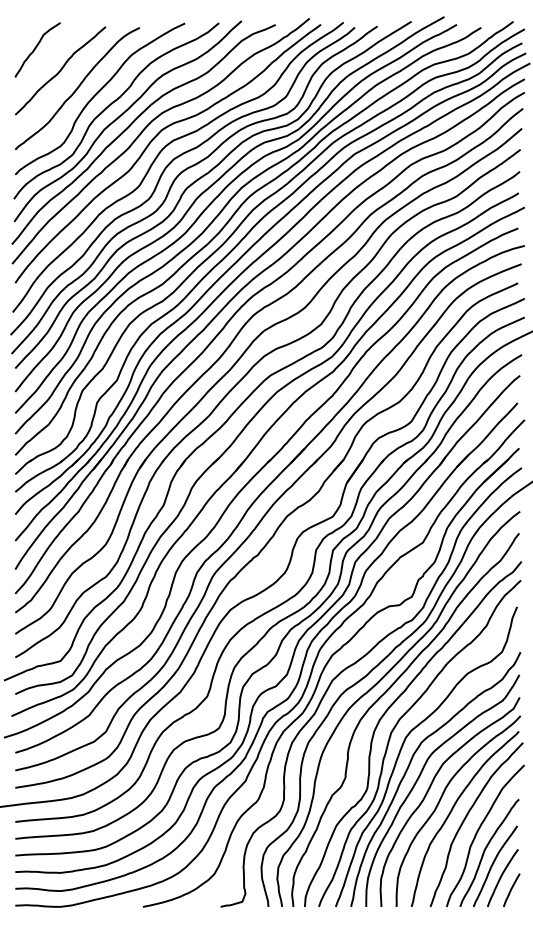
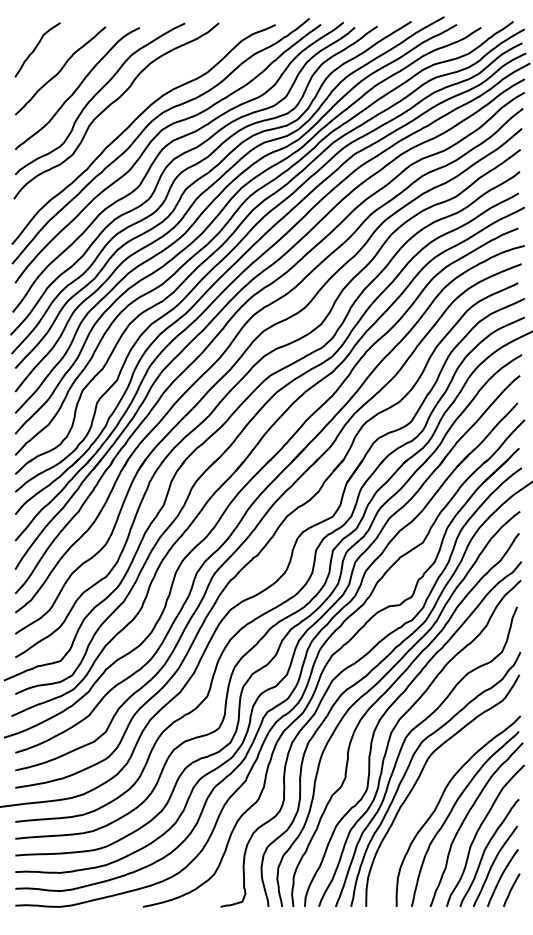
curve: present -> none (122, 115)
curve: present -> none (429, 790)
